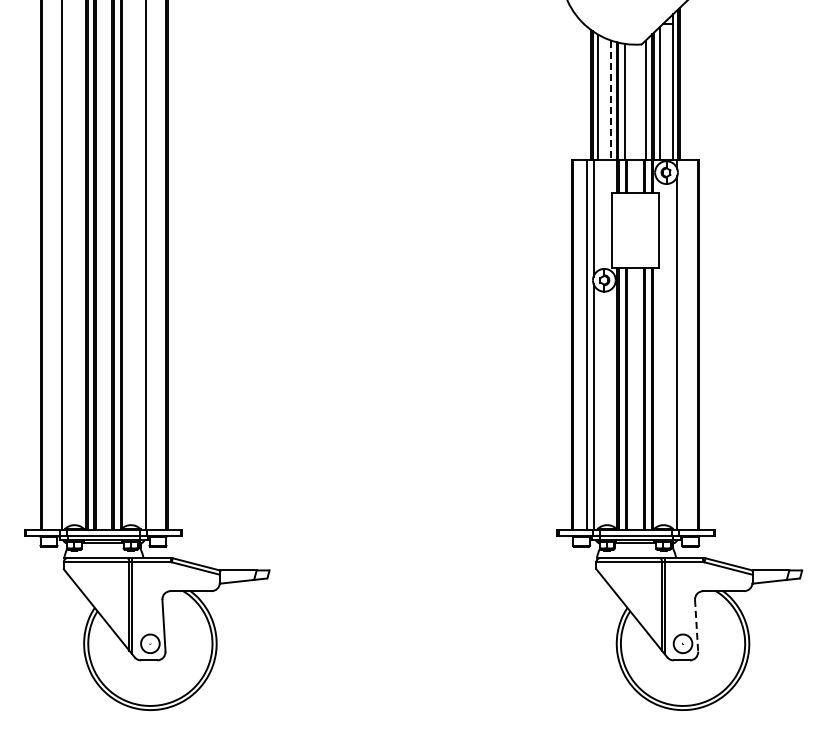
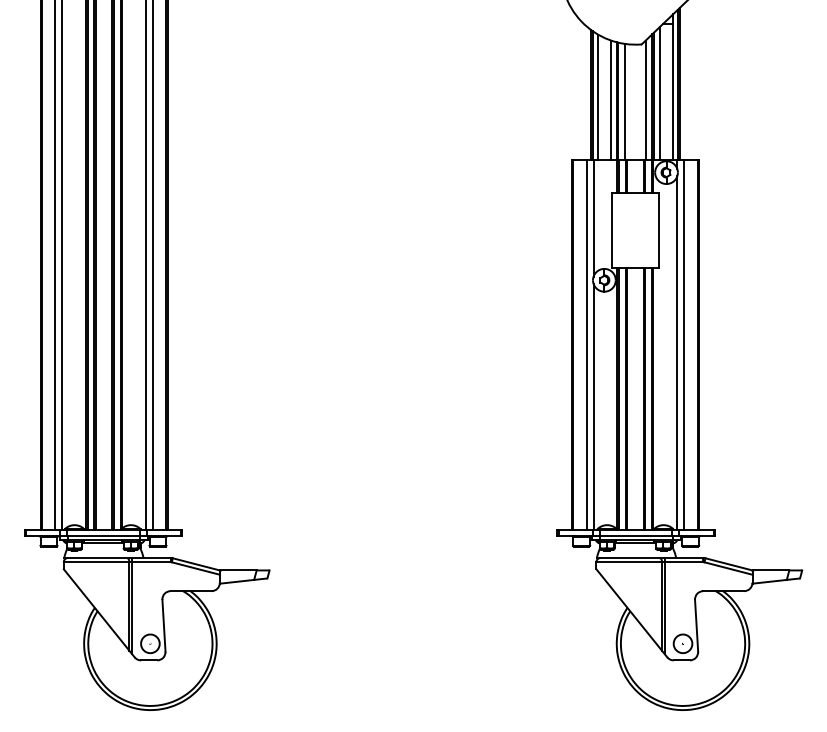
line: dashed -> solid (610, 100)
line: none -> present (55, 265)
line: none -> present (153, 265)
line: none -> present (684, 344)
line: dashed -> solid (696, 625)
